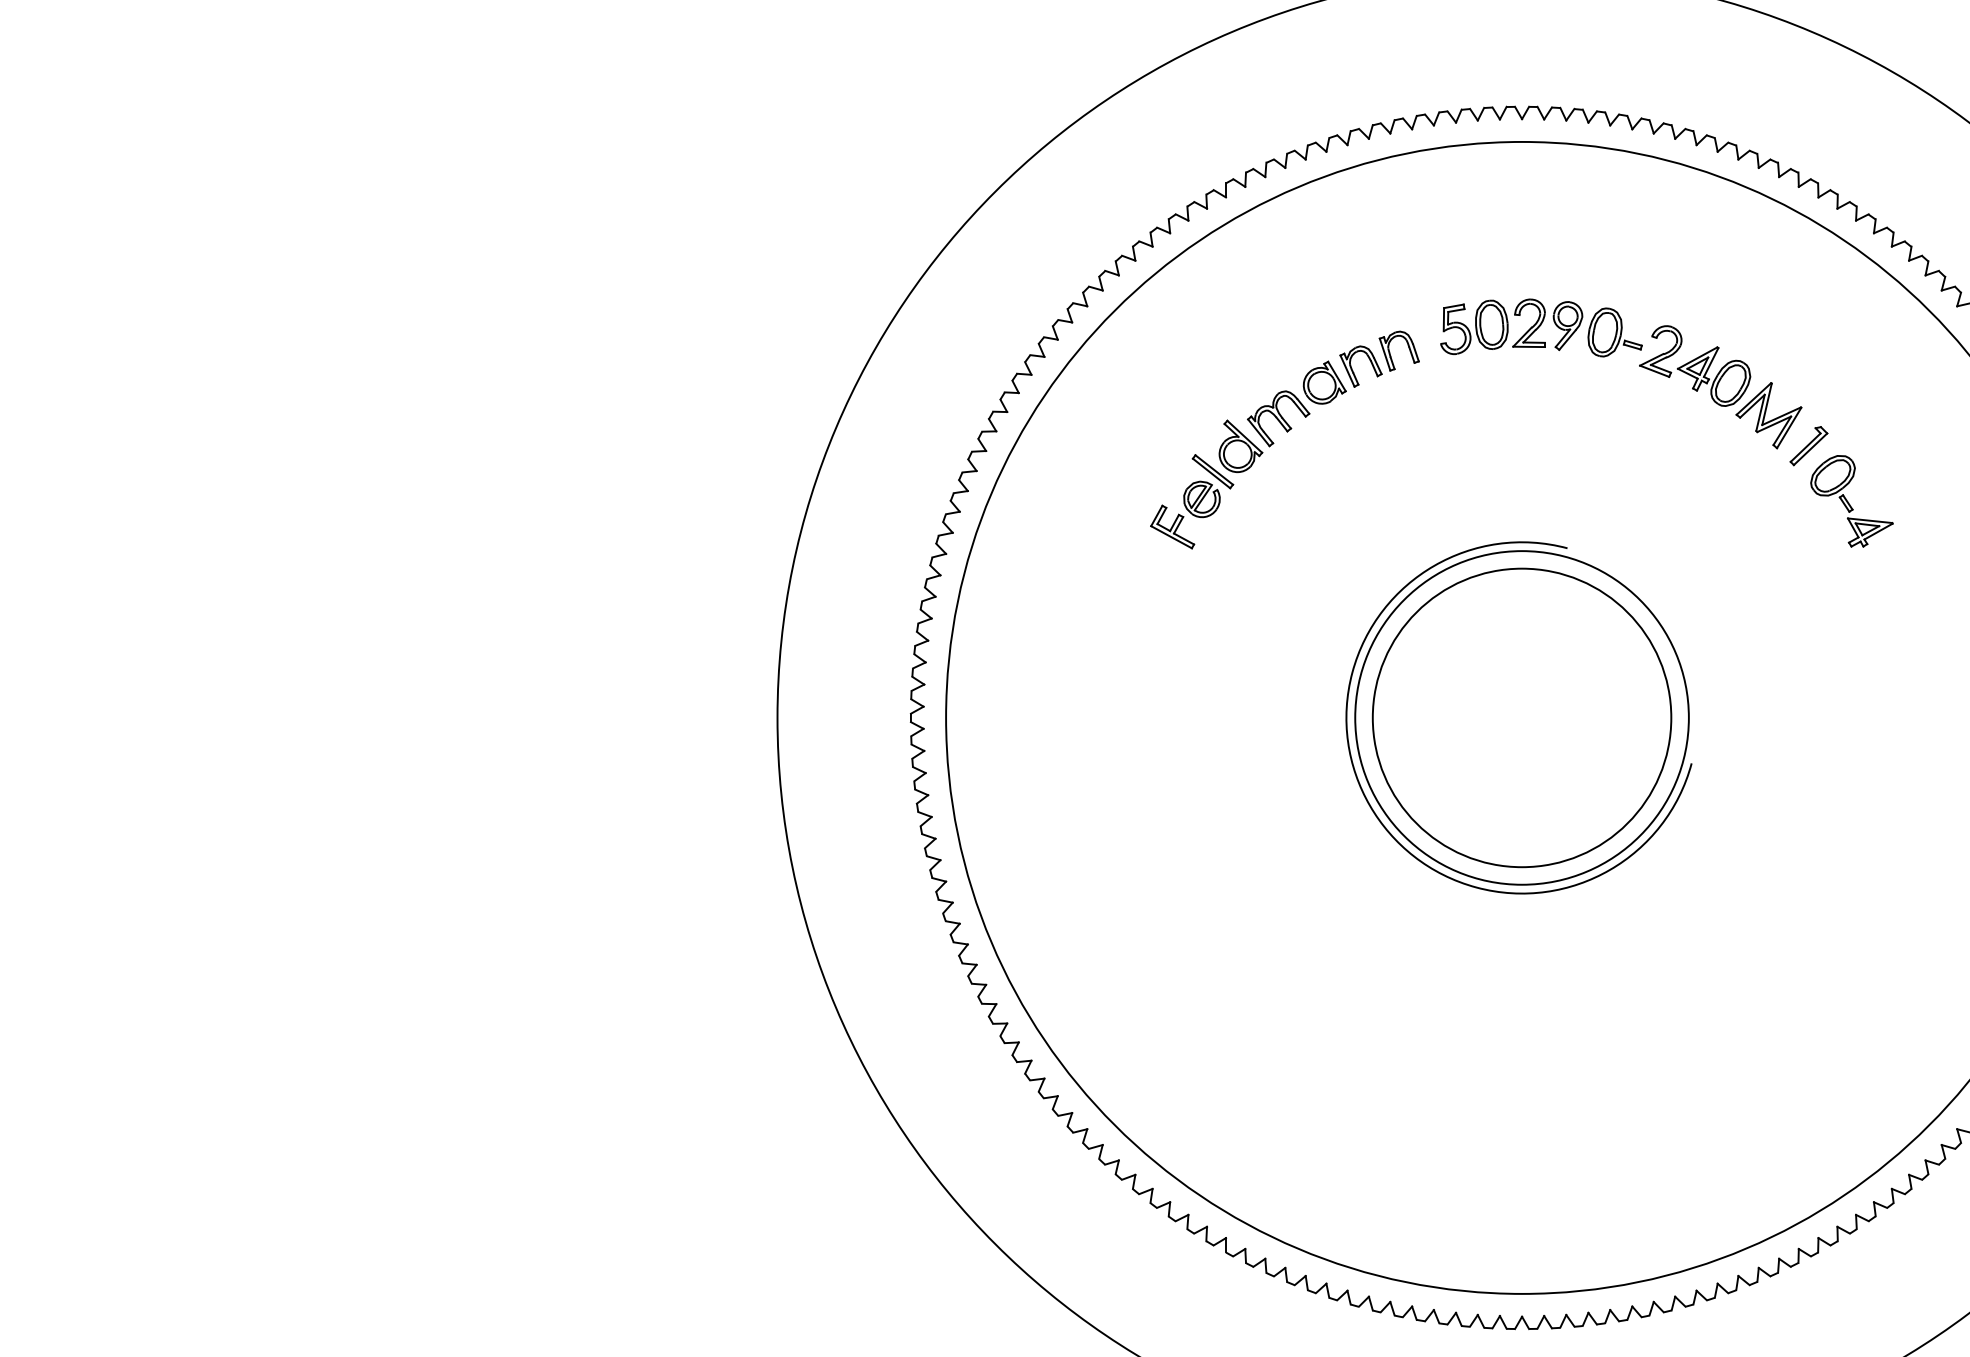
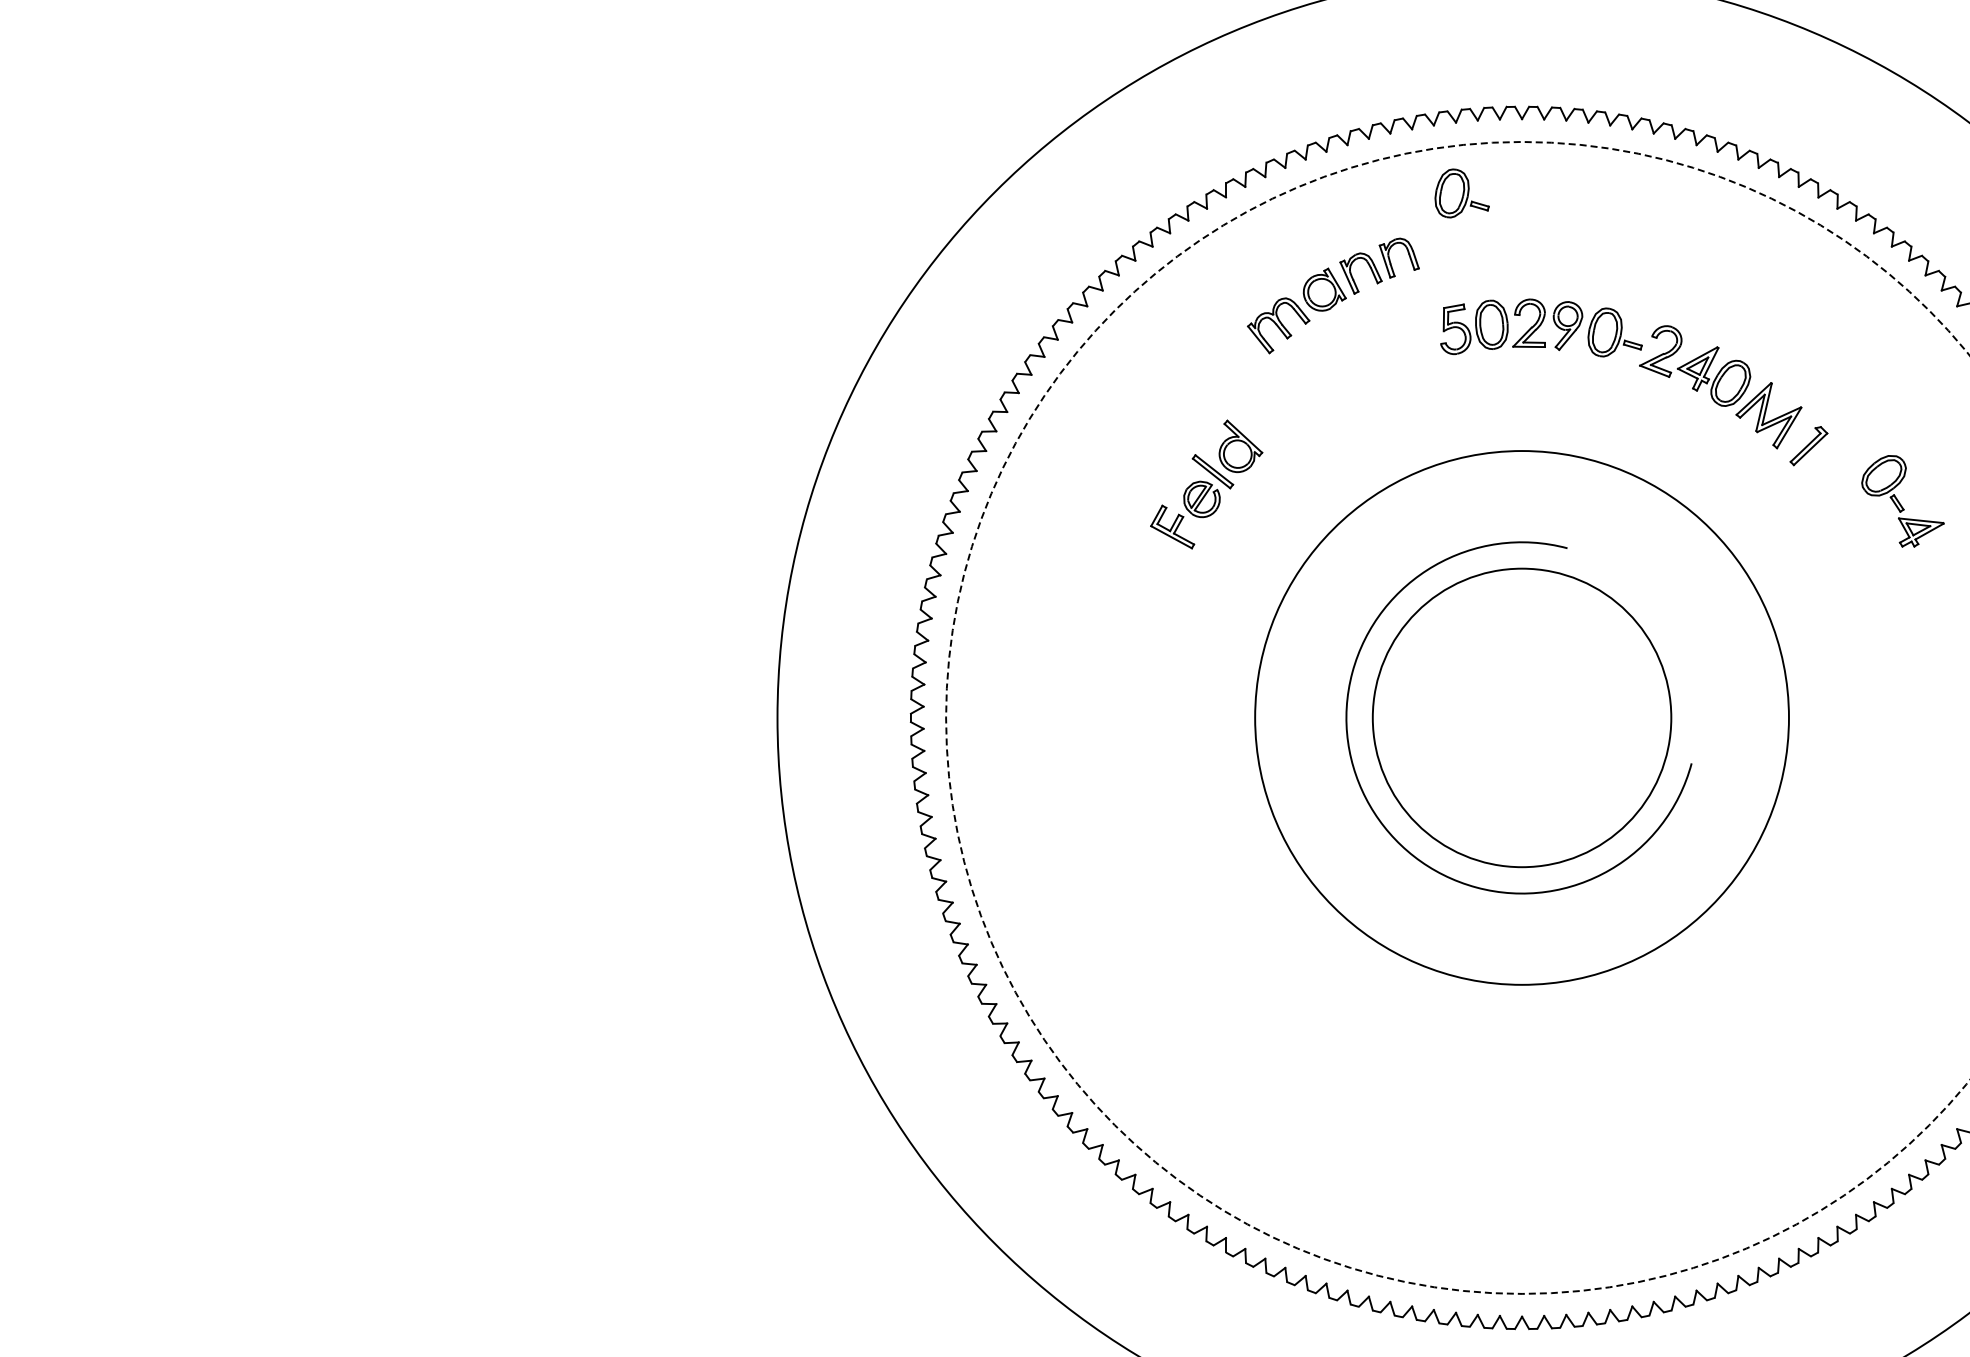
part: none -> present (1461, 193)
part position: (1333, 388) -> (1333, 295) (1333, 295)
part position: (1851, 501) -> (1902, 501) (1902, 501)
circle: solid -> dashed (1457, 717)
circle diameter: 334 px -> 534 px (1521, 717)
